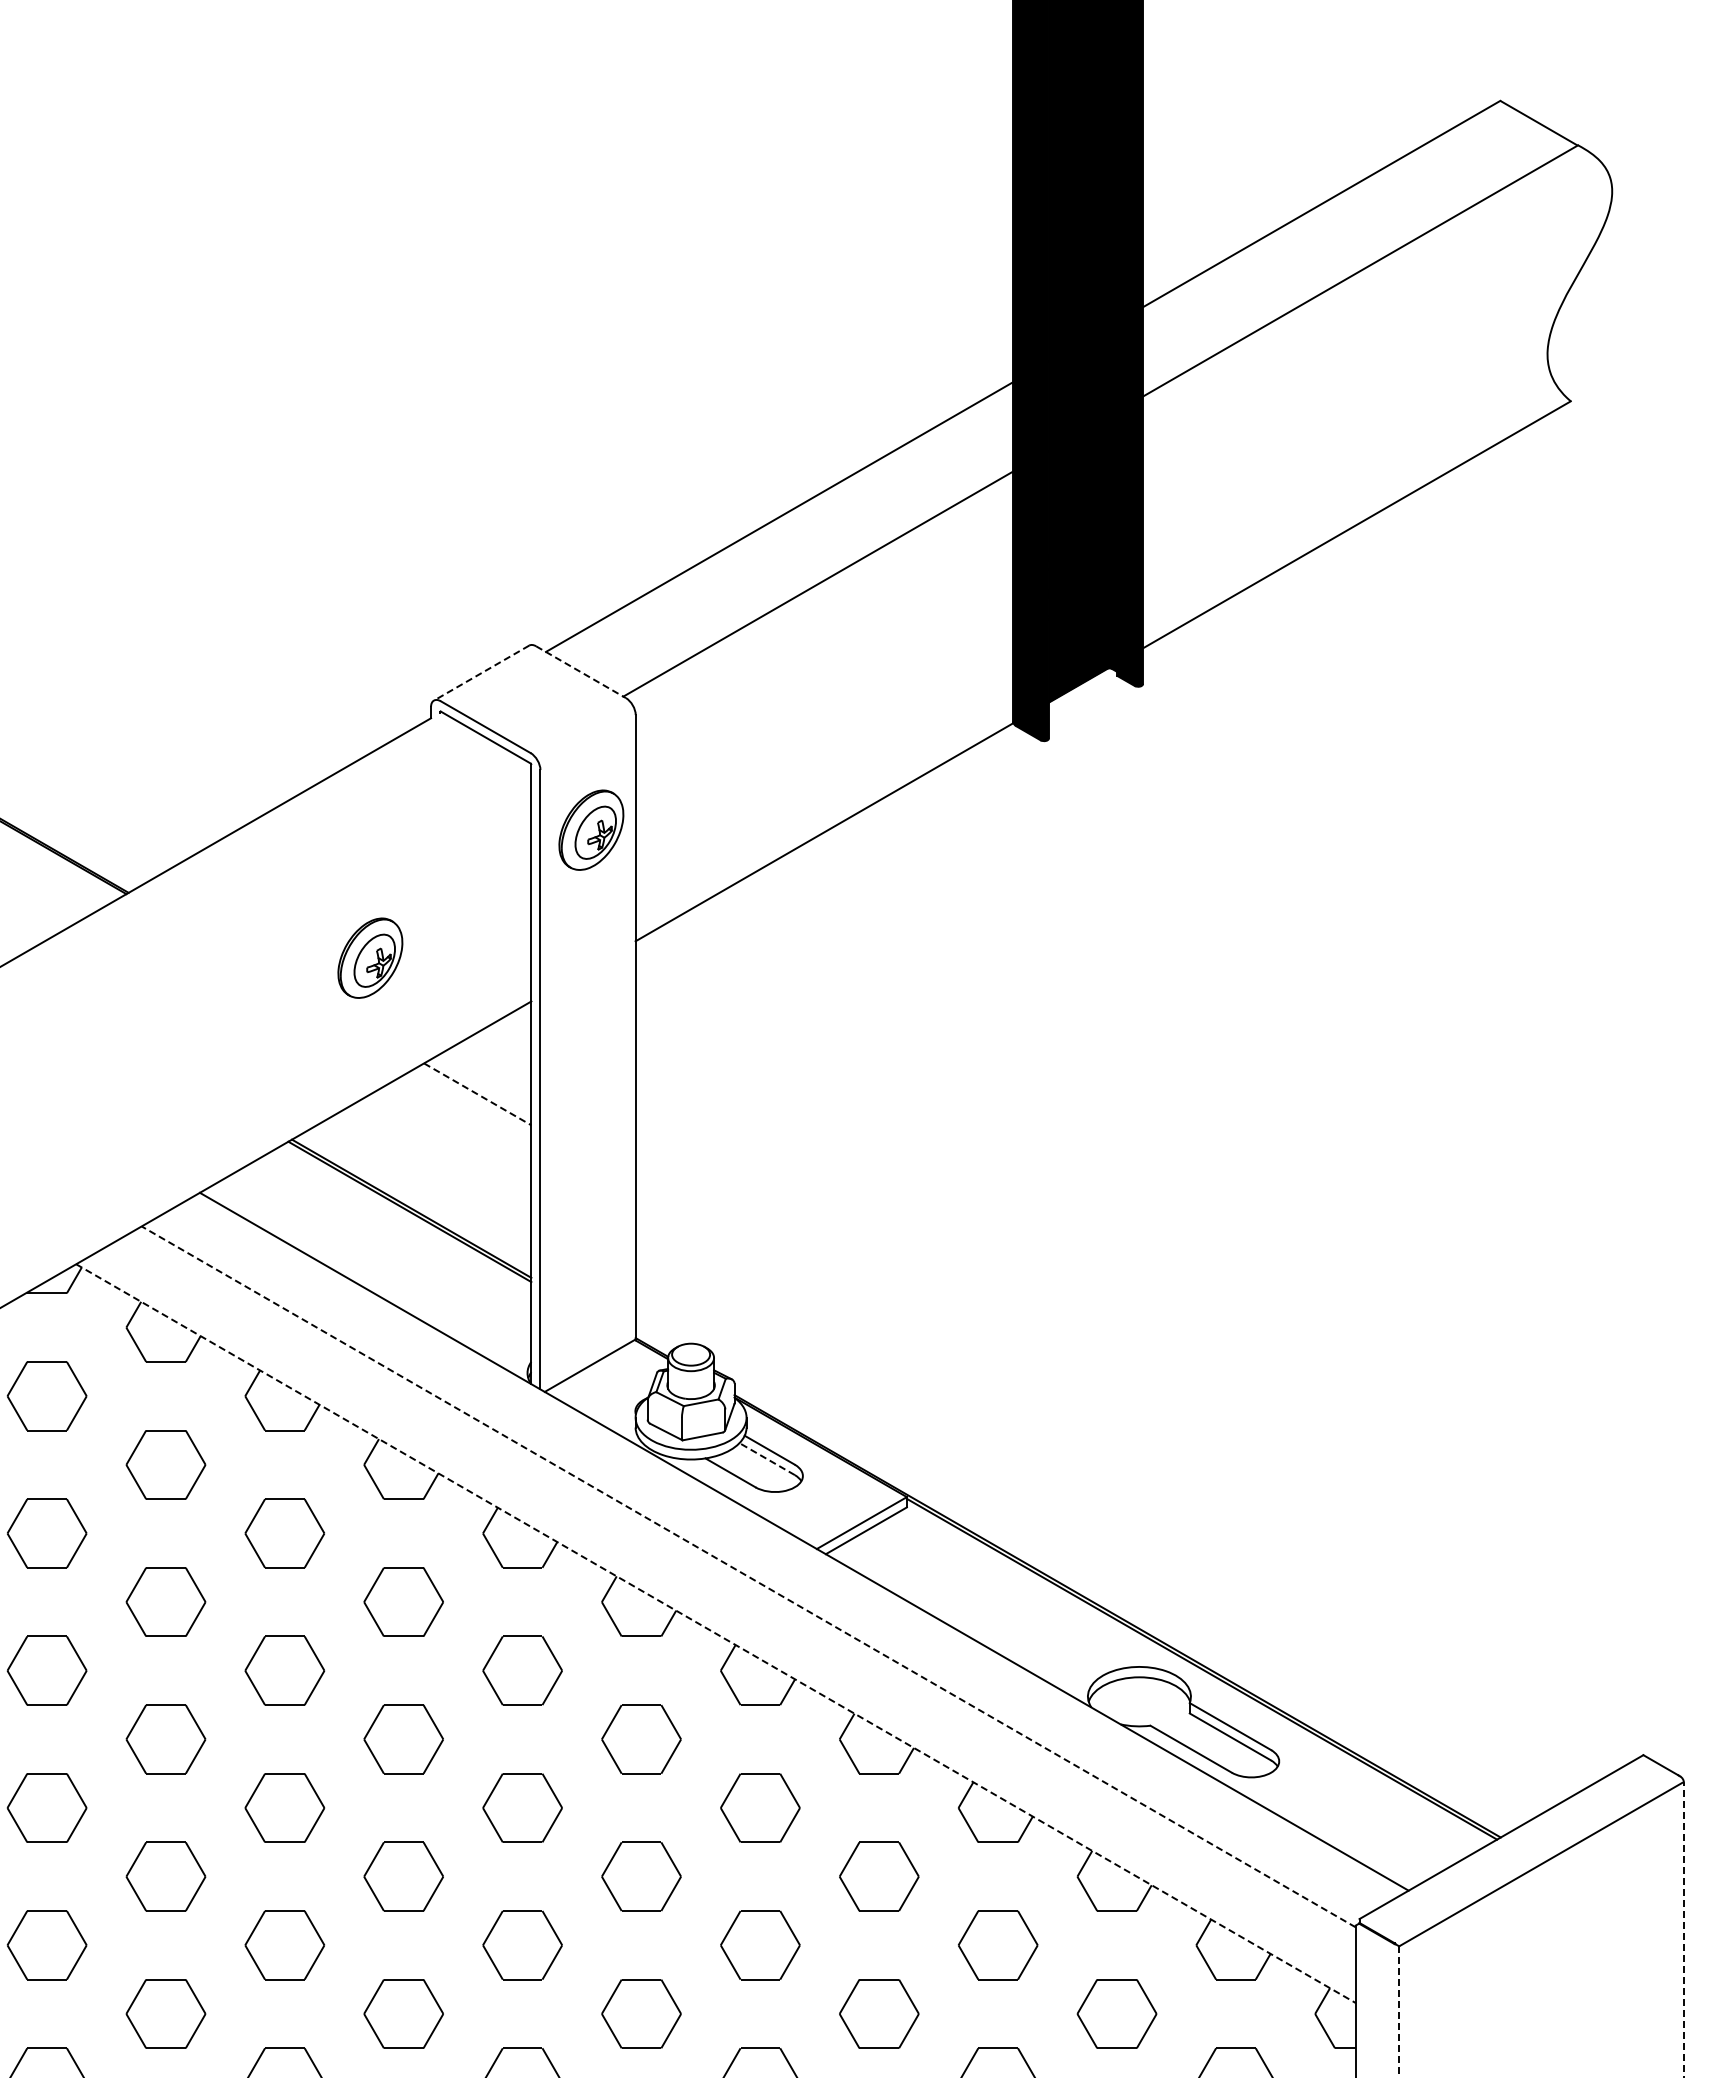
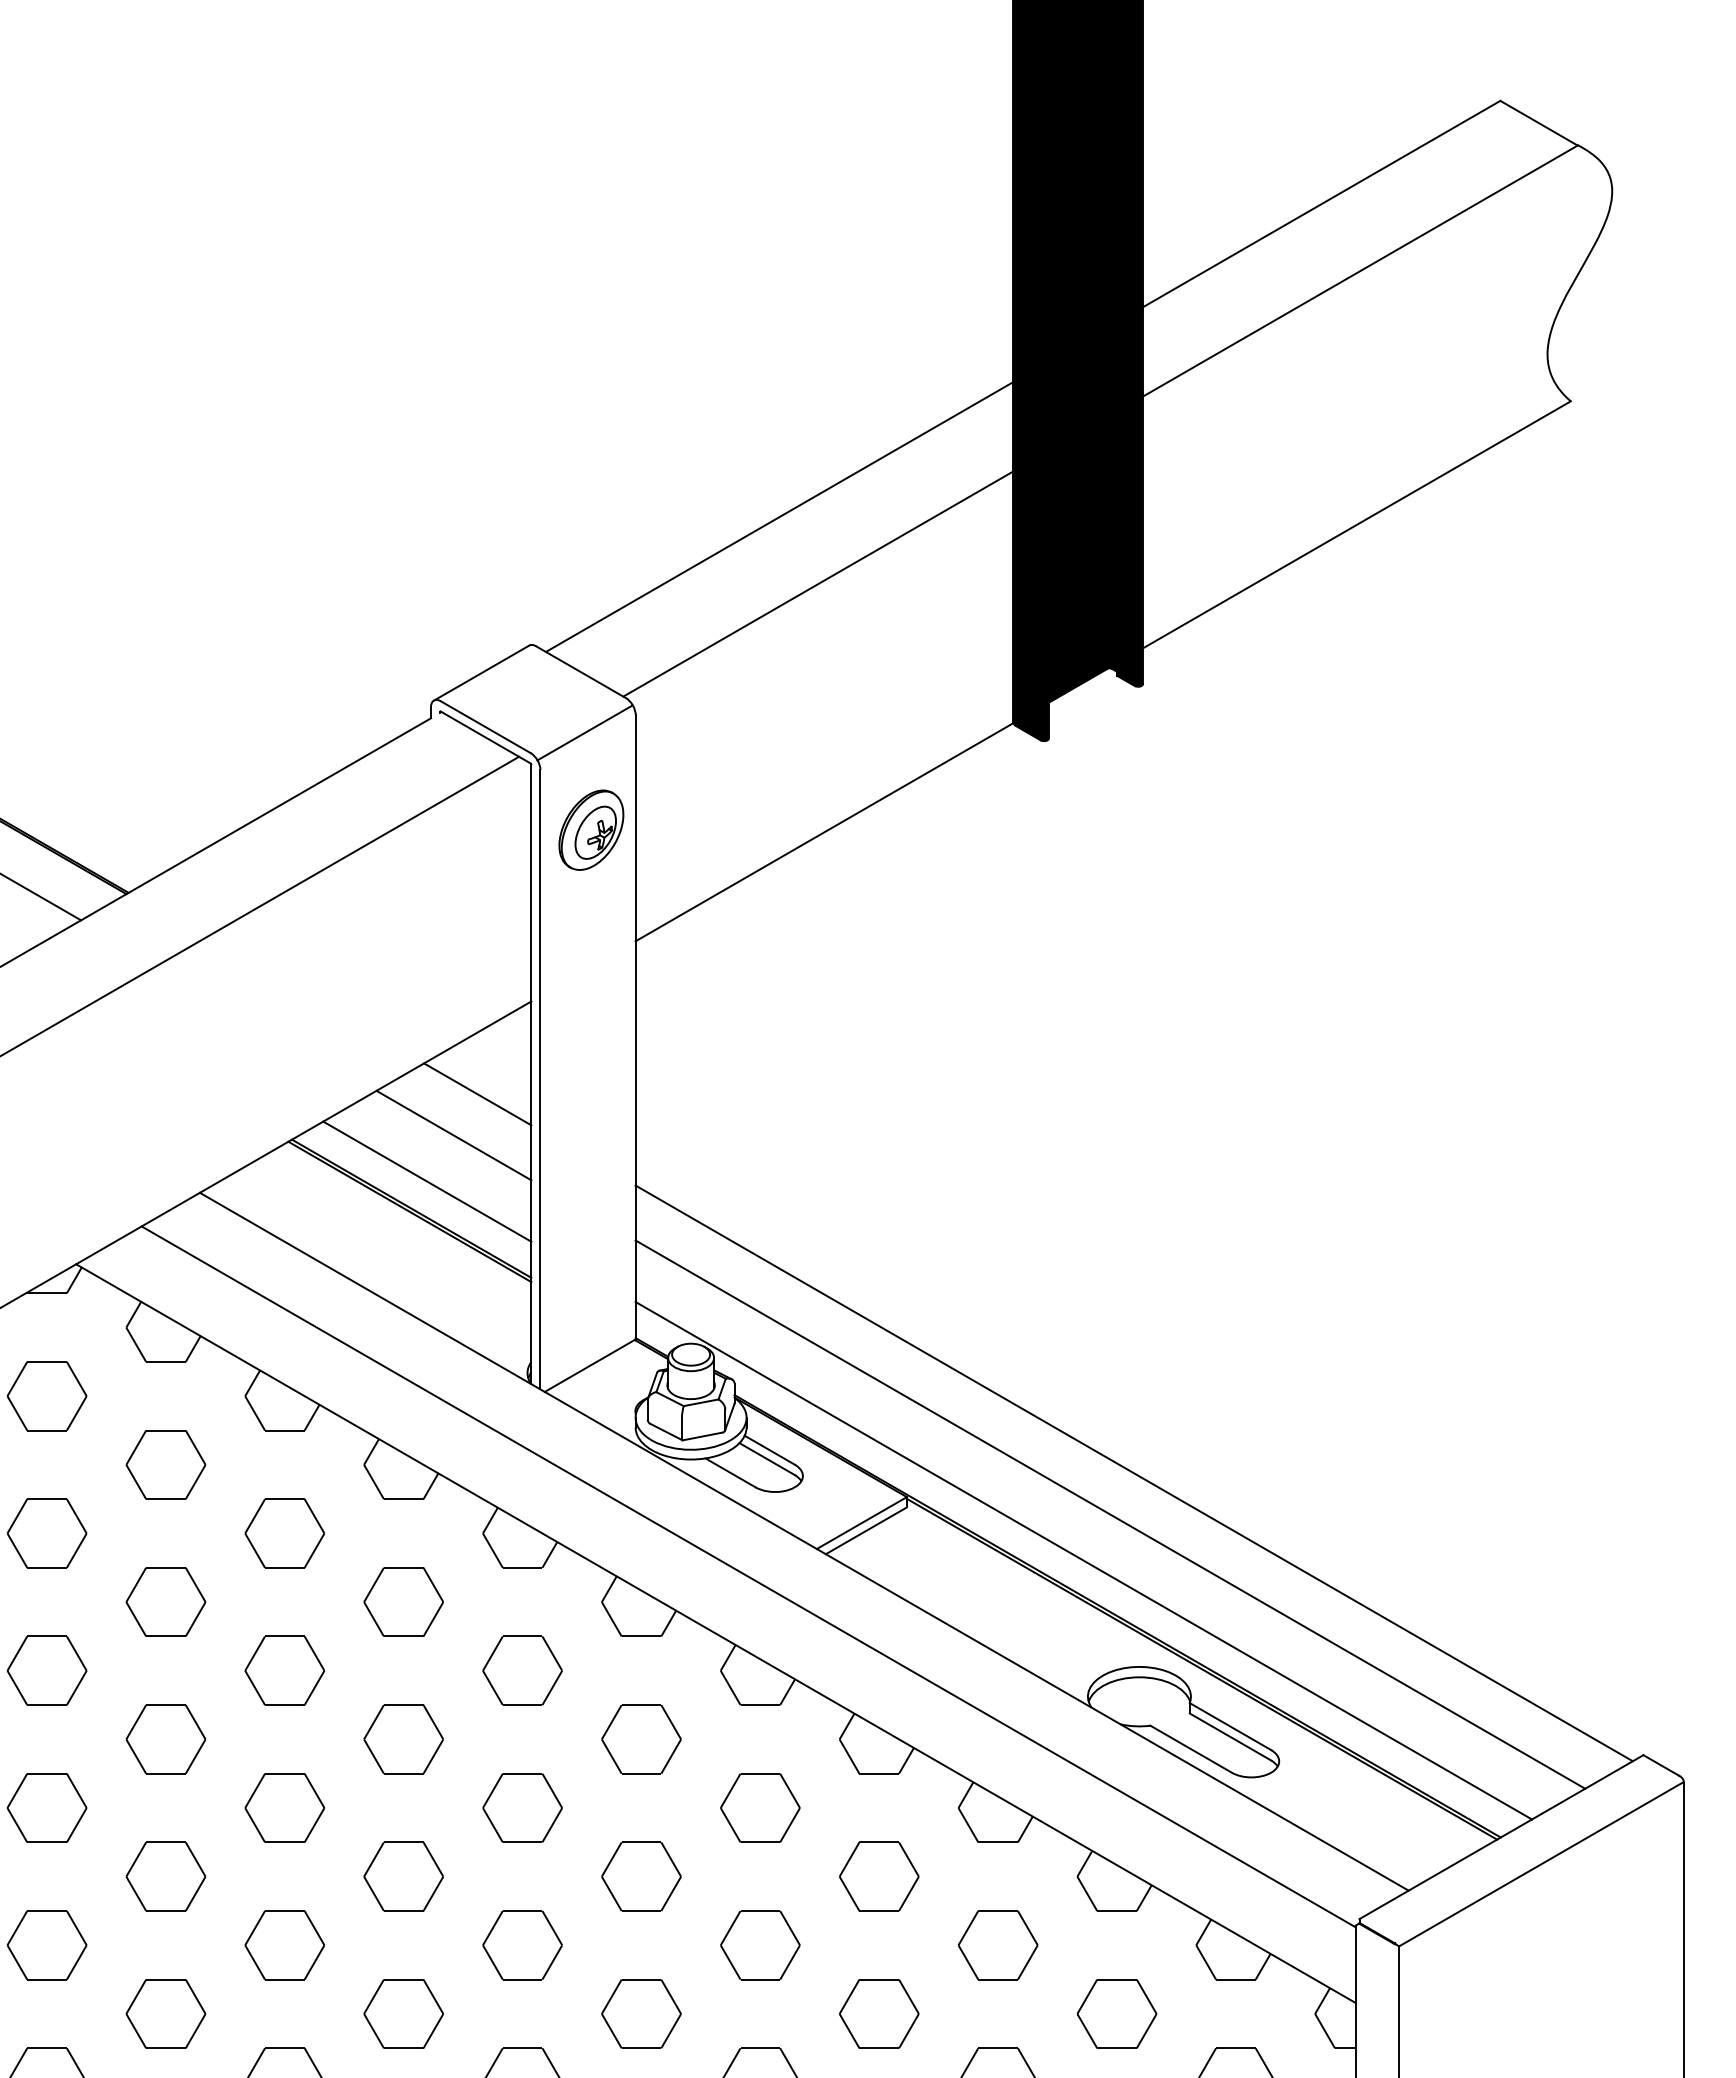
line: dashed -> solid (581, 672)
line: dashed -> solid (481, 673)
line: none -> present (584, 732)
line: none -> present (41, 897)
line: none -> present (260, 905)
part: present -> none (370, 957)
line: dashed -> solid (477, 1094)
line: none -> present (453, 1135)
line: none -> present (427, 1181)
line: dashed -> solid (767, 1459)
line: none -> present (1133, 1473)
line: none -> present (1110, 1514)
line: none -> present (1083, 1560)
line: dashed -> solid (748, 1576)
line: dashed -> solid (715, 1633)
line: dashed -> solid (1683, 1930)
line: dashed -> solid (1399, 2012)
